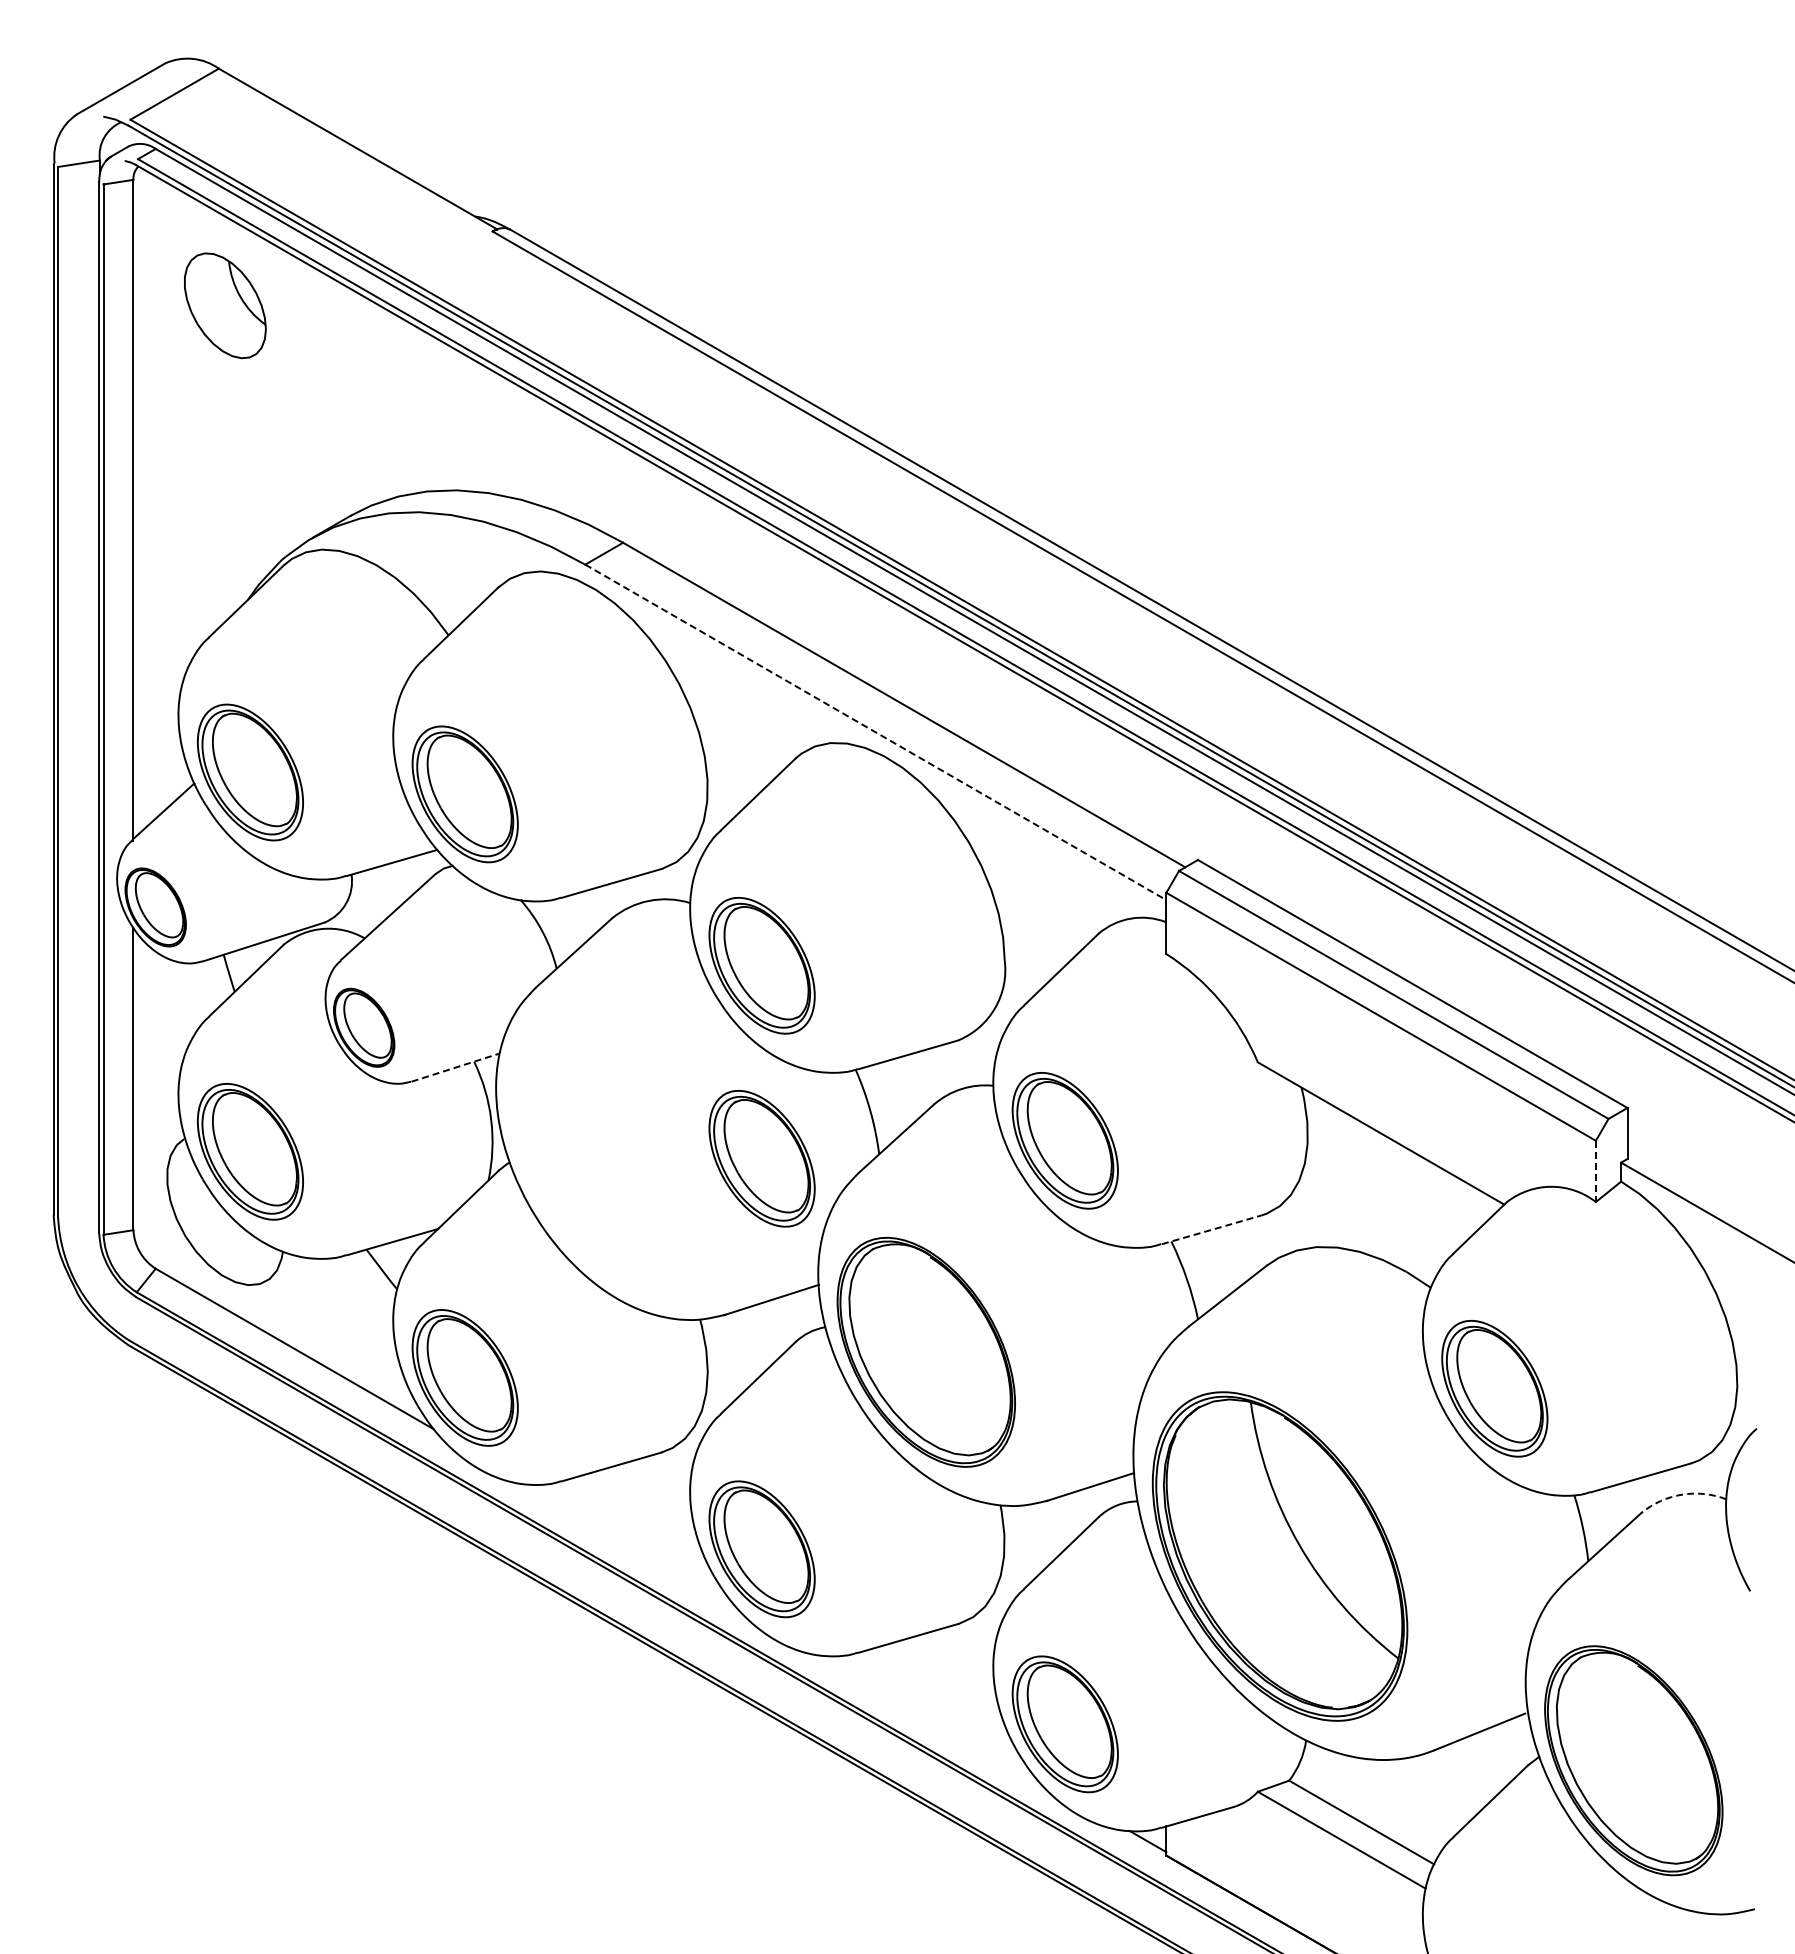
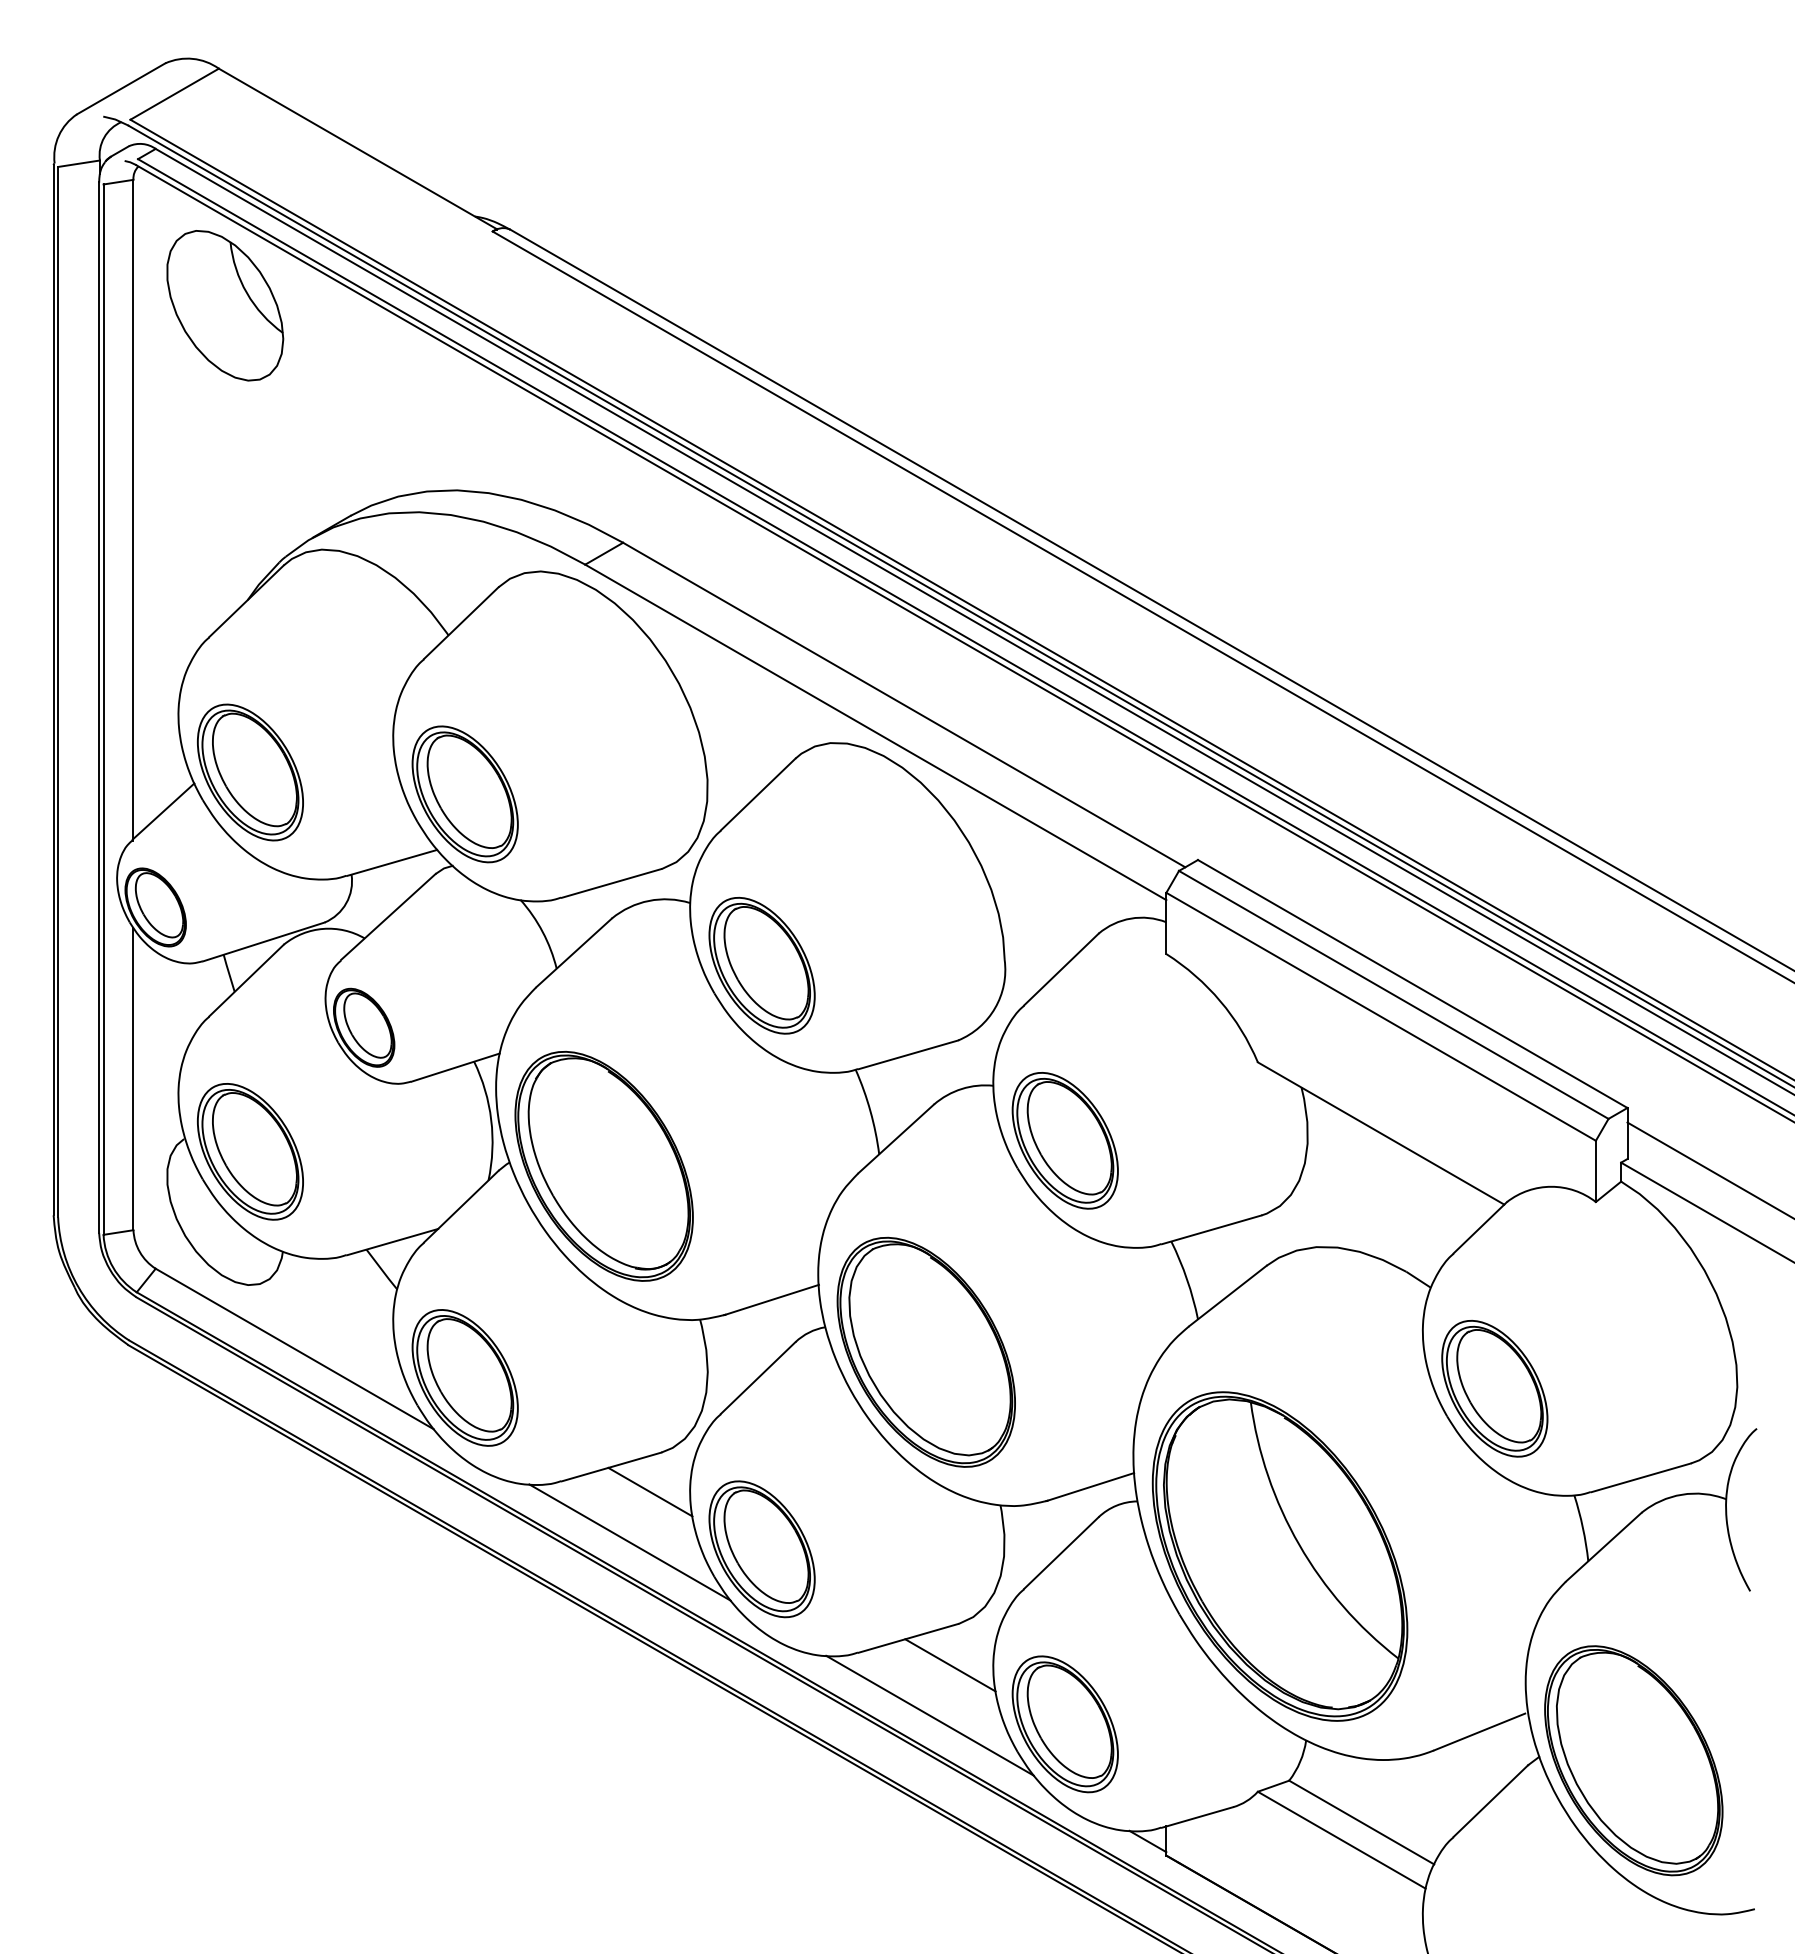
part size: 83x108 px -> 119x152 px (225, 305)
line: dashed -> solid (875, 732)
line: dashed -> solid (456, 1067)
part: present -> none (761, 1158)
part: none -> present (603, 1165)
line: none -> present (1709, 1169)
line: dashed -> solid (1595, 1171)
line: dashed -> solid (1211, 1229)
line: none -> present (650, 1491)
arc: dashed -> solid (1682, 1494)
line: none -> present (629, 1542)
line: none -> present (950, 1665)
line: none -> present (929, 1715)
